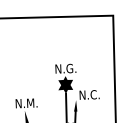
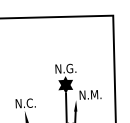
text: N.C. -> N.M. (95, 94)
text: N.M. -> N.C. (31, 102)
